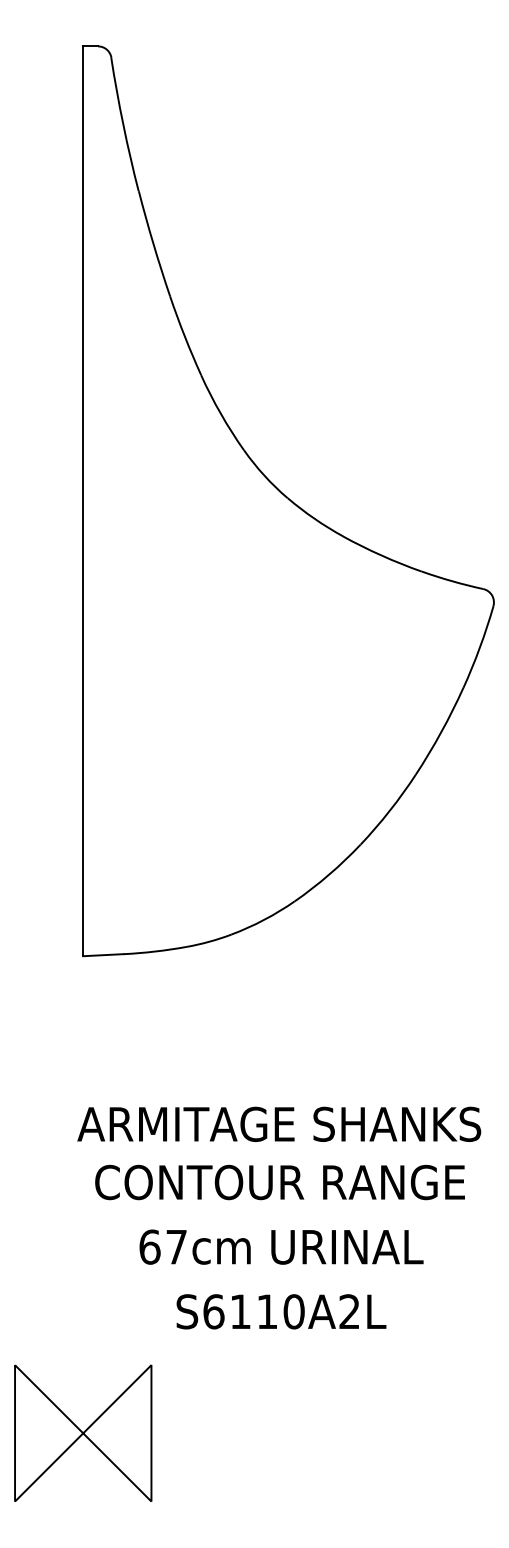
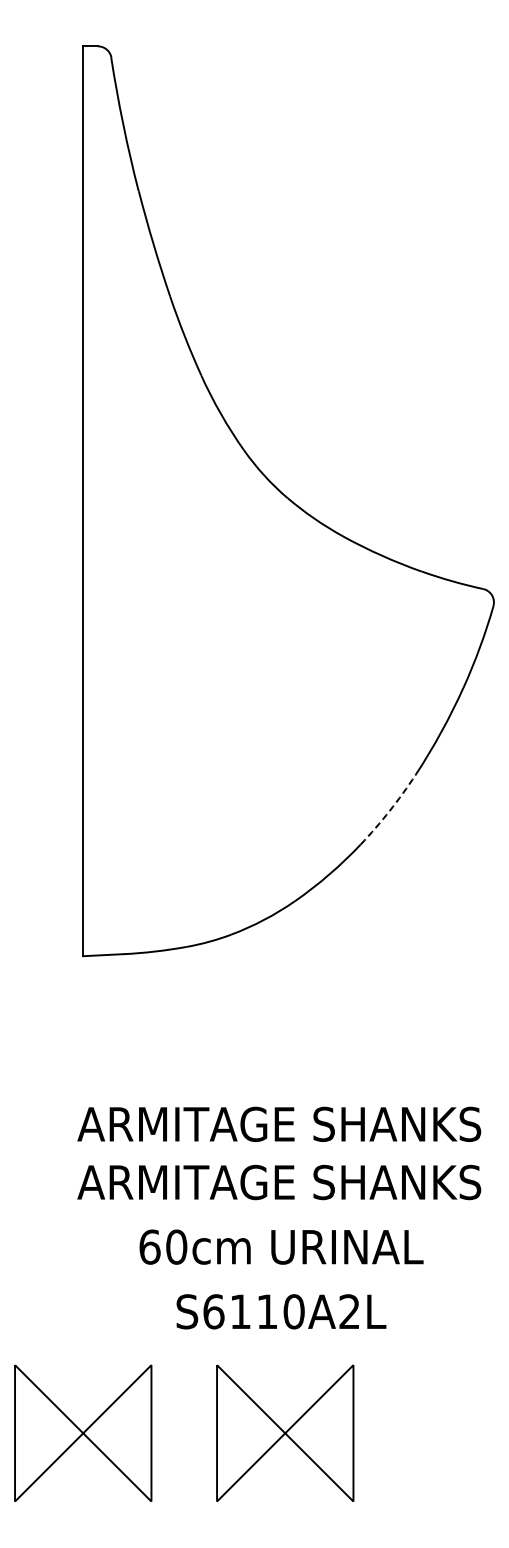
arc: solid -> dashed (389, 810)
text: CONTOUR RANGE -> ARMITAGE SHANKS (279, 1182)
text: 67cm -> 60cm (176, 1246)
part: none -> present (285, 1432)
